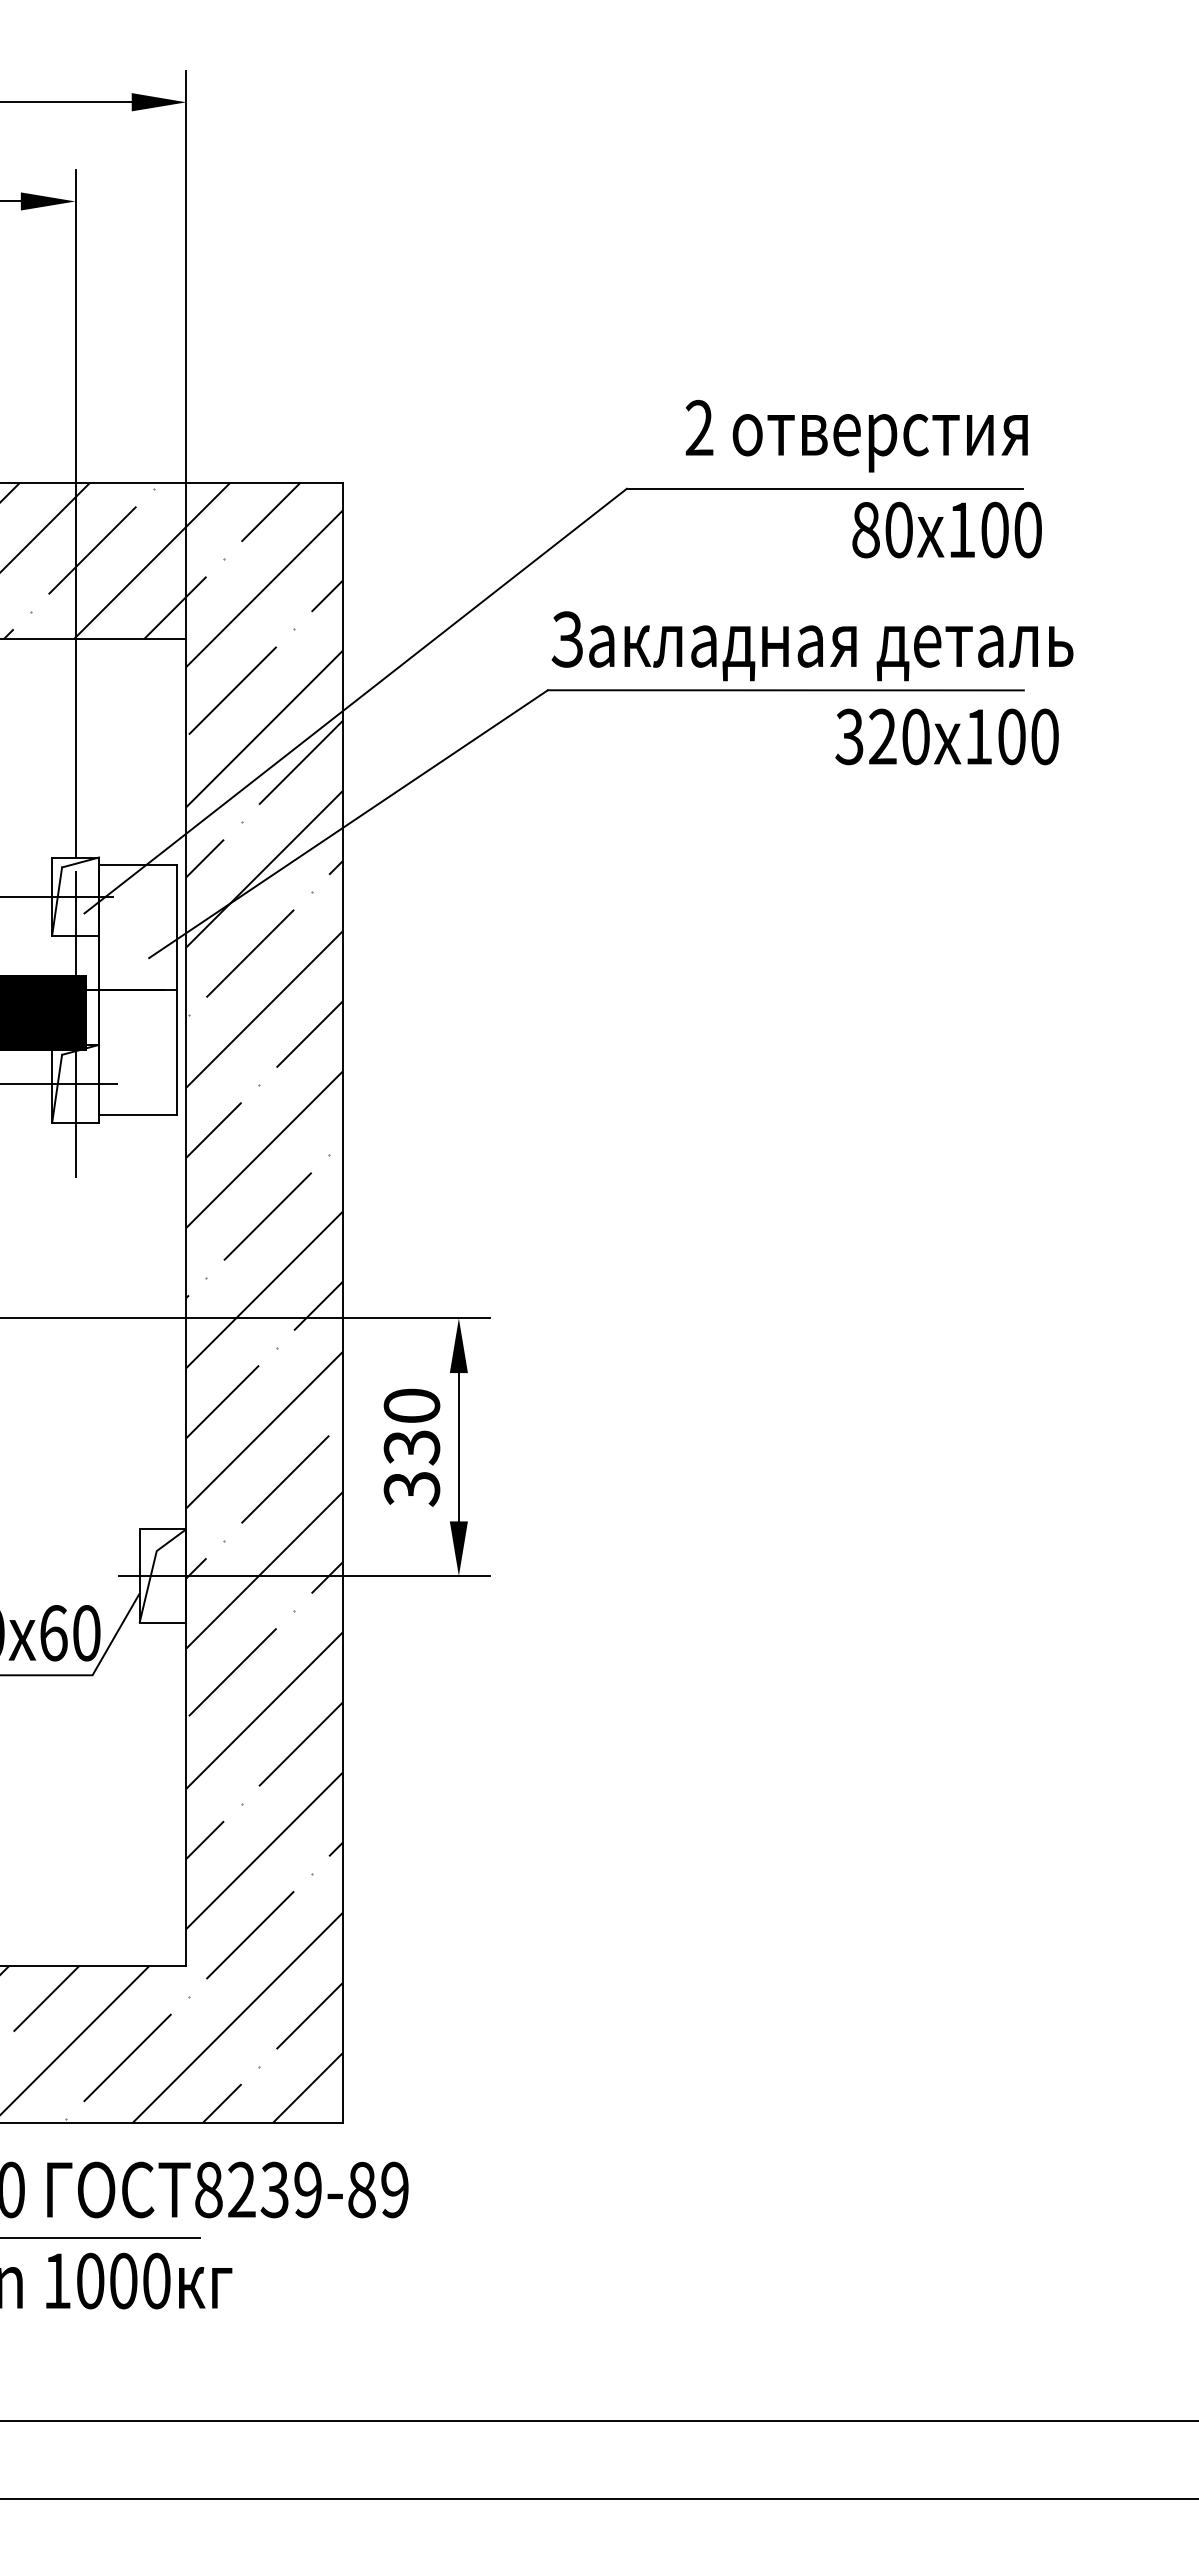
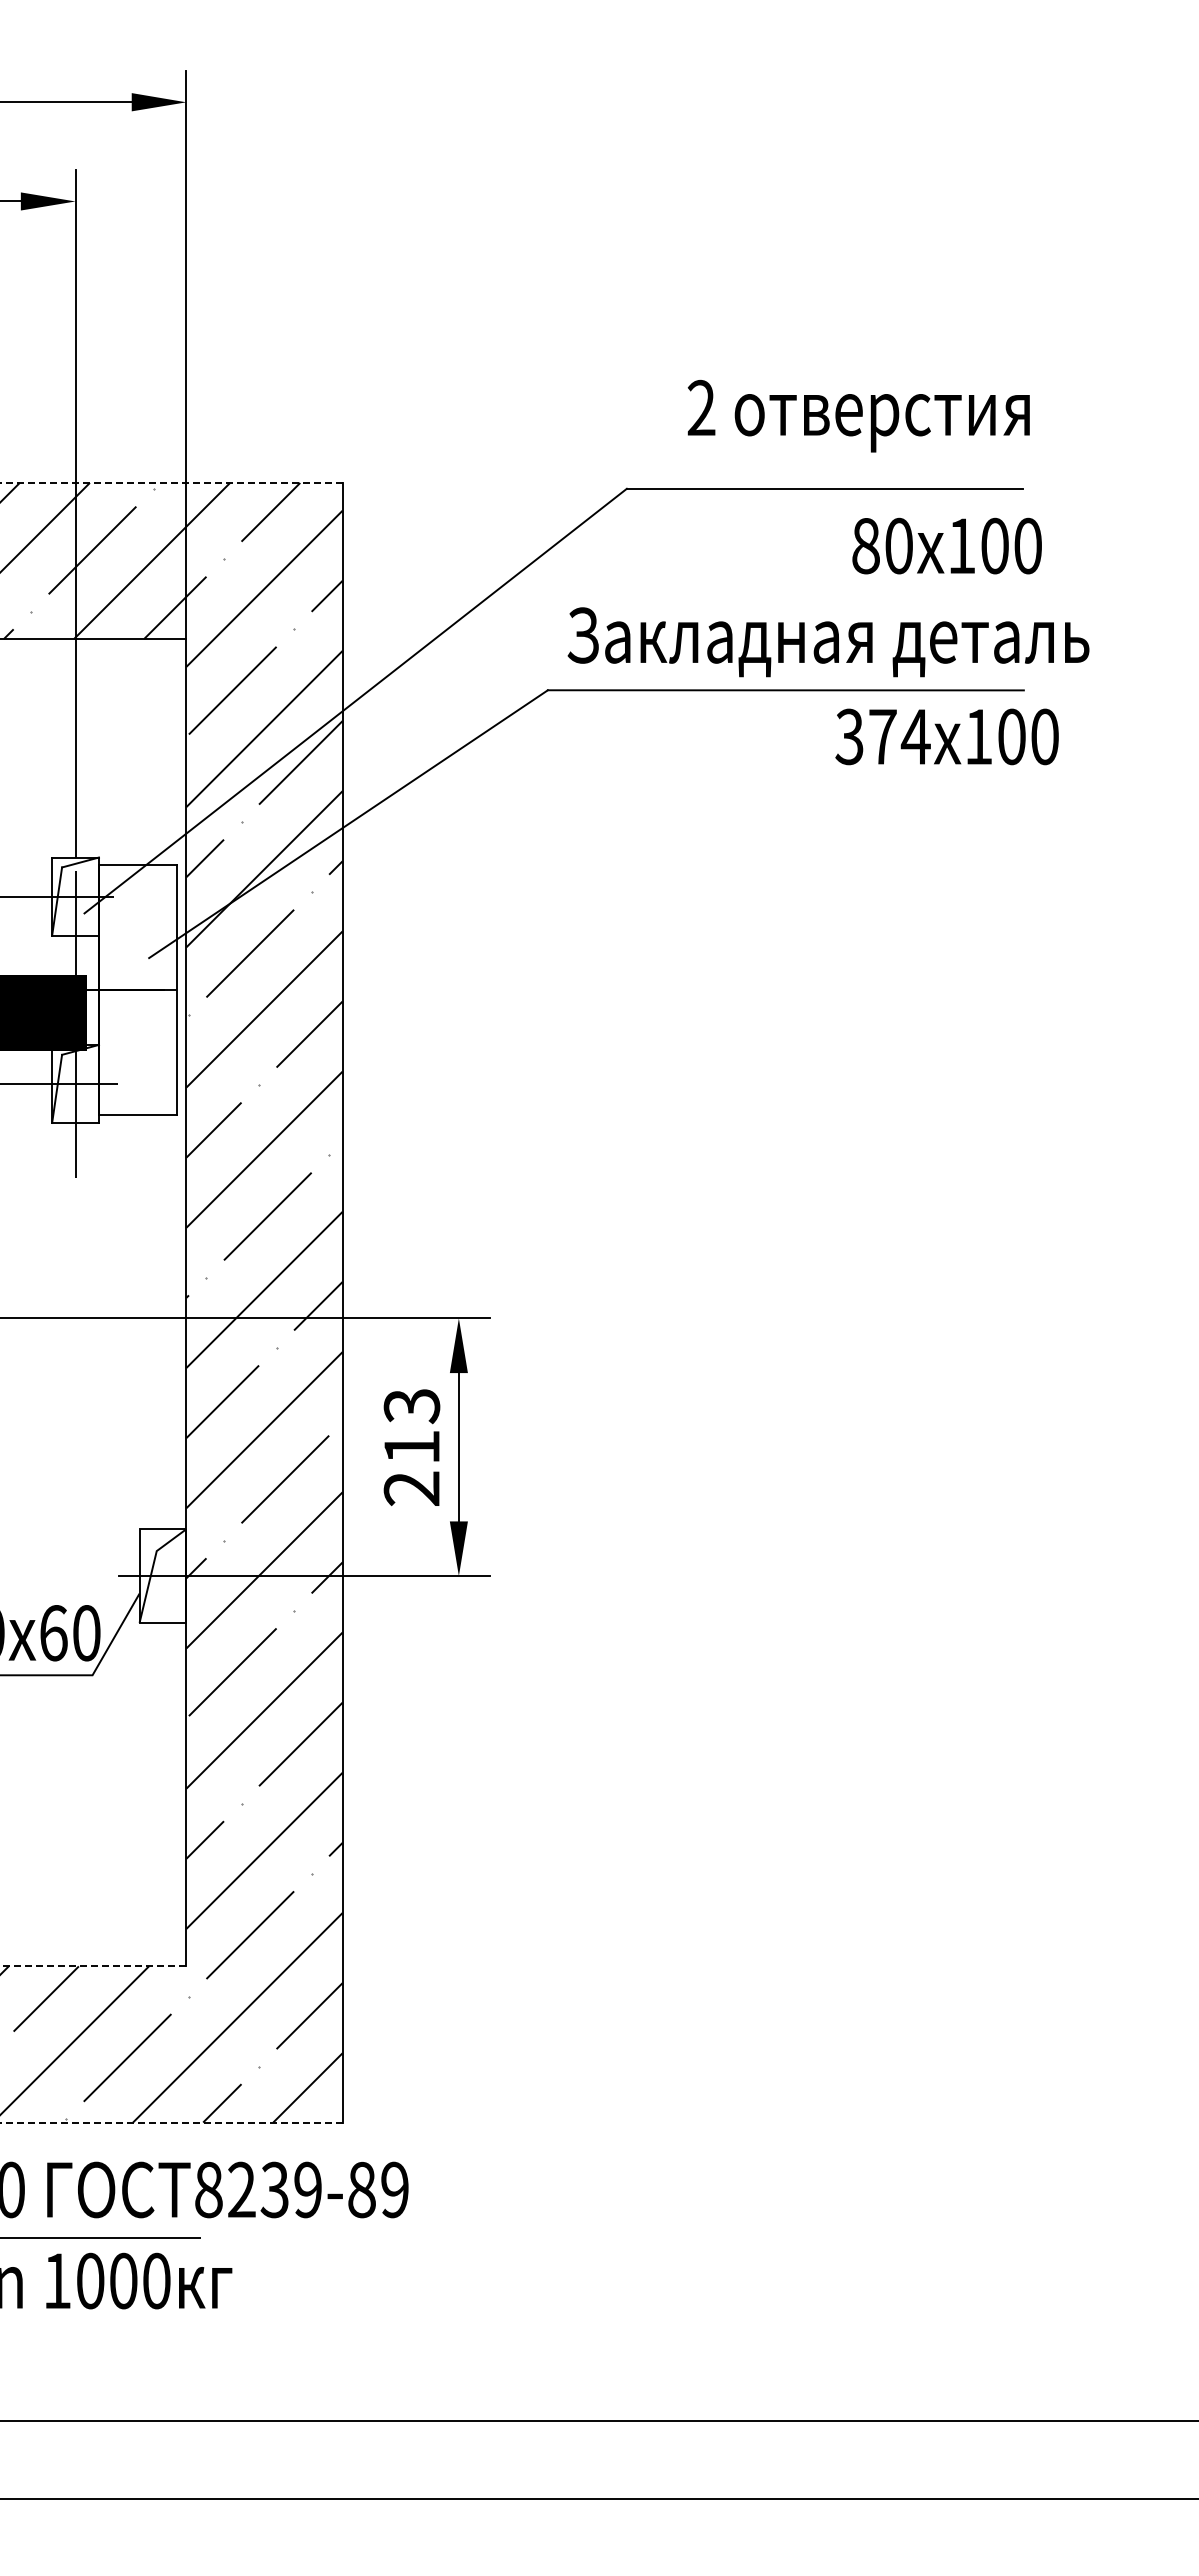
text position: (856, 435) -> (858, 415) (858, 415)
line: solid -> dashed (171, 482)
text position: (946, 529) -> (946, 545) (946, 545)
text position: (812, 646) -> (828, 642) (828, 642)
text: 320x100 -> 374x100 (899, 736)
text: 330 -> 213 (411, 1447)
line: solid -> dashed (93, 1966)
line: solid -> dashed (171, 2122)
